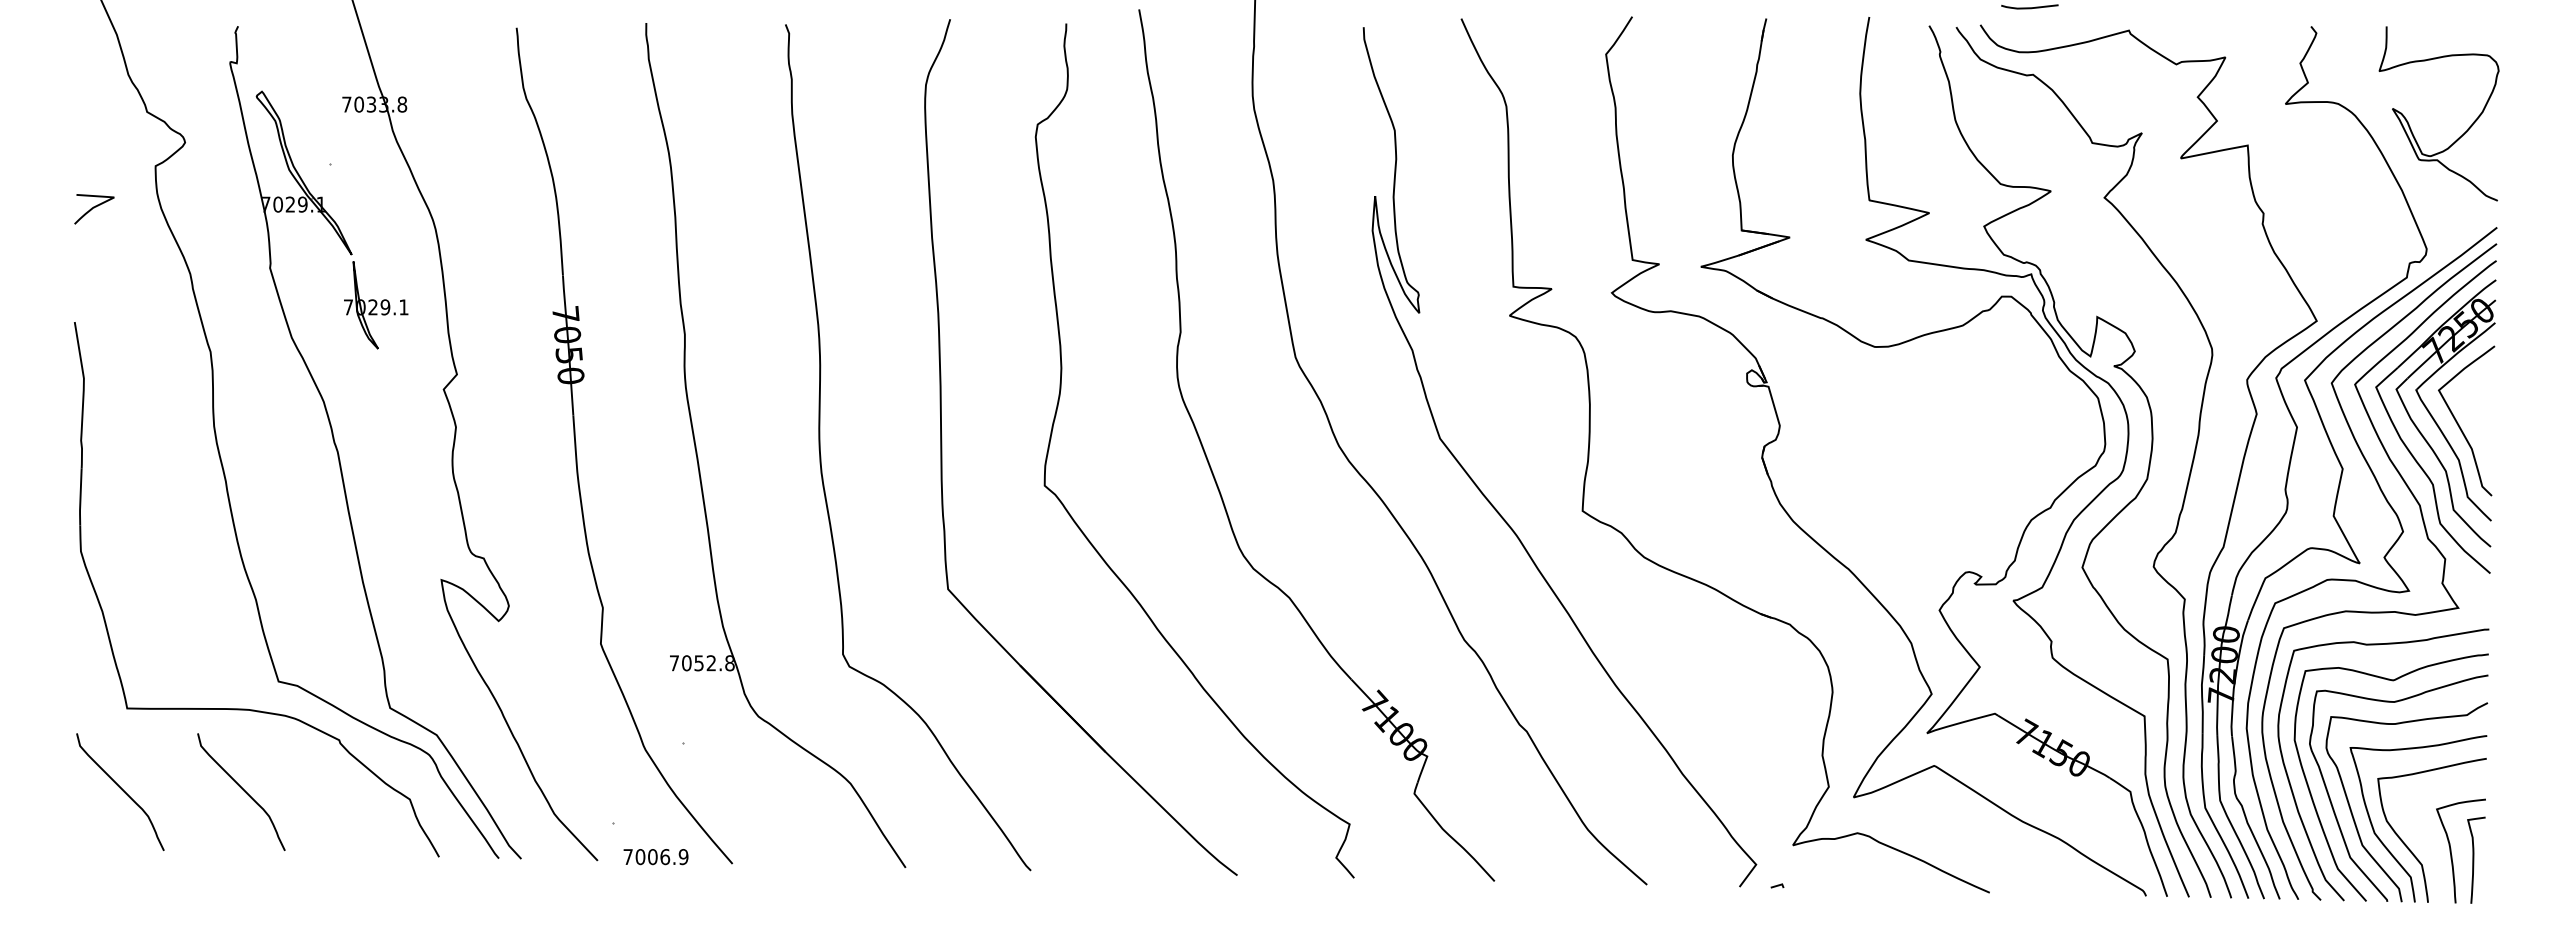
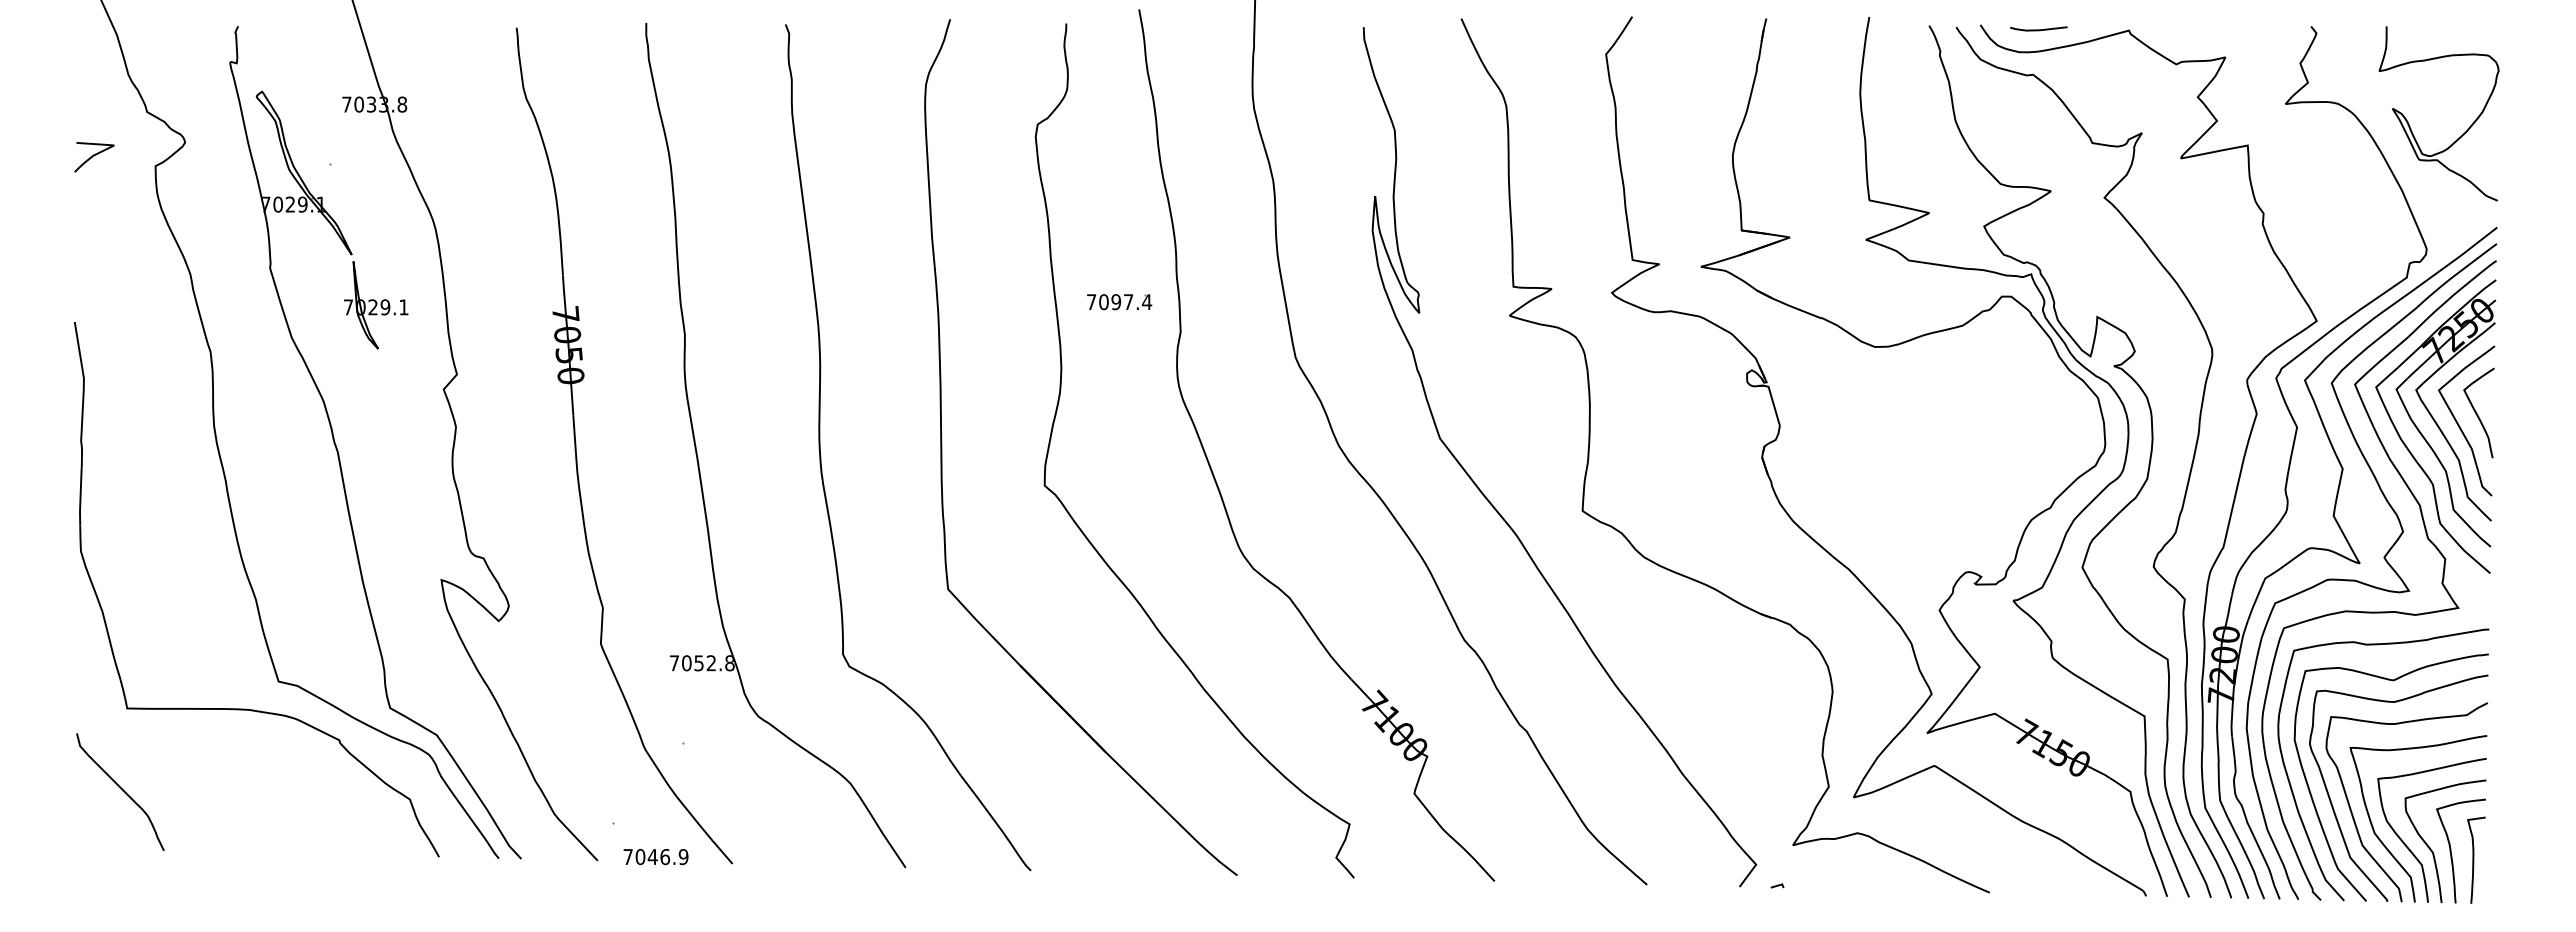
curve position: (2029, 7) -> (2038, 29) (2038, 29)
curve position: (94, 208) -> (94, 156) (94, 156)
part: none -> present (1119, 302)
curve: none -> present (2477, 413)
curve: present -> none (242, 790)
curve: none -> present (2433, 851)
text: 7006.9 -> 7046.9 (652, 857)
